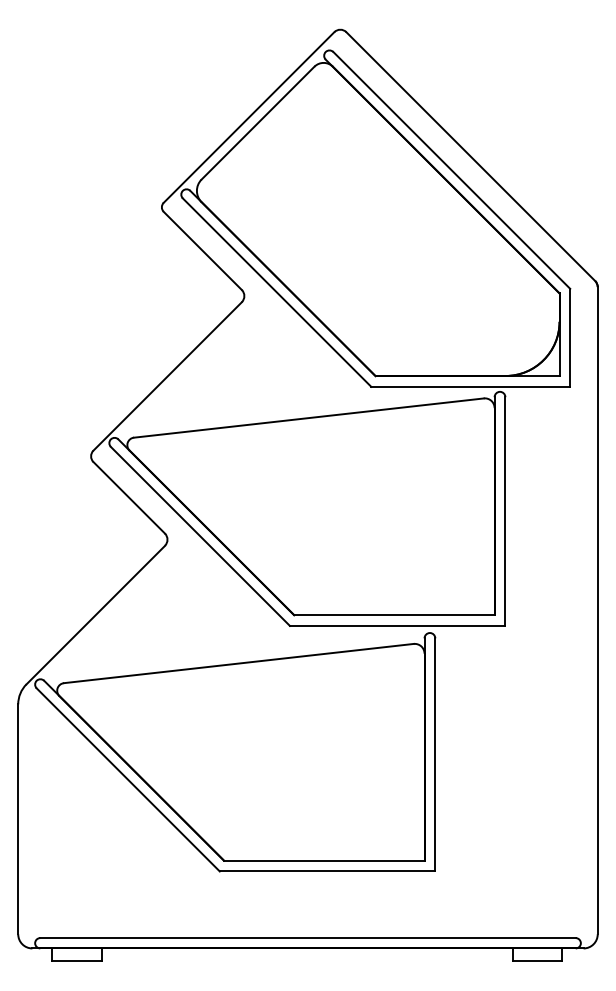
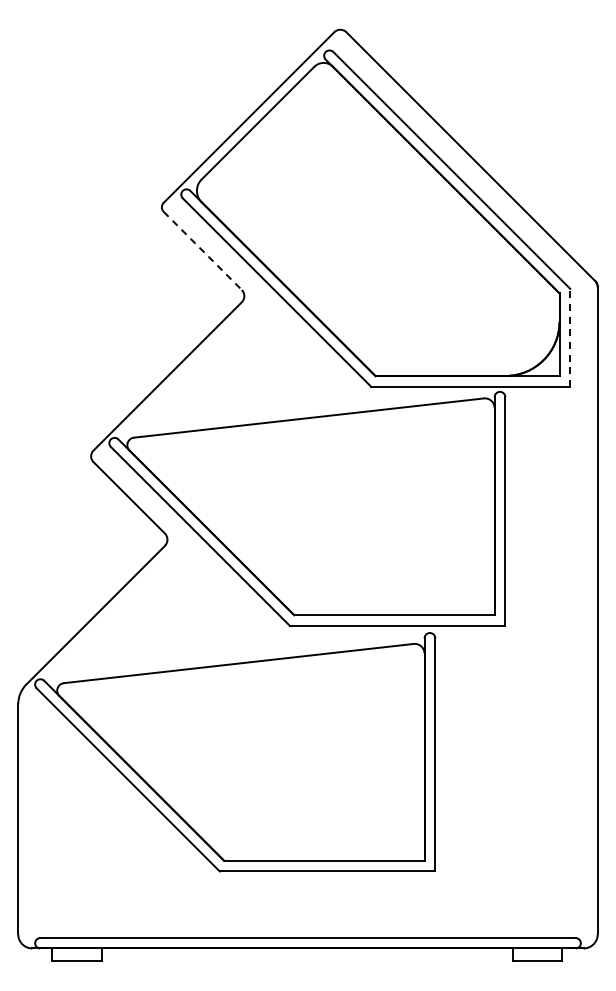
line: solid -> dashed (203, 251)
line: solid -> dashed (570, 337)
